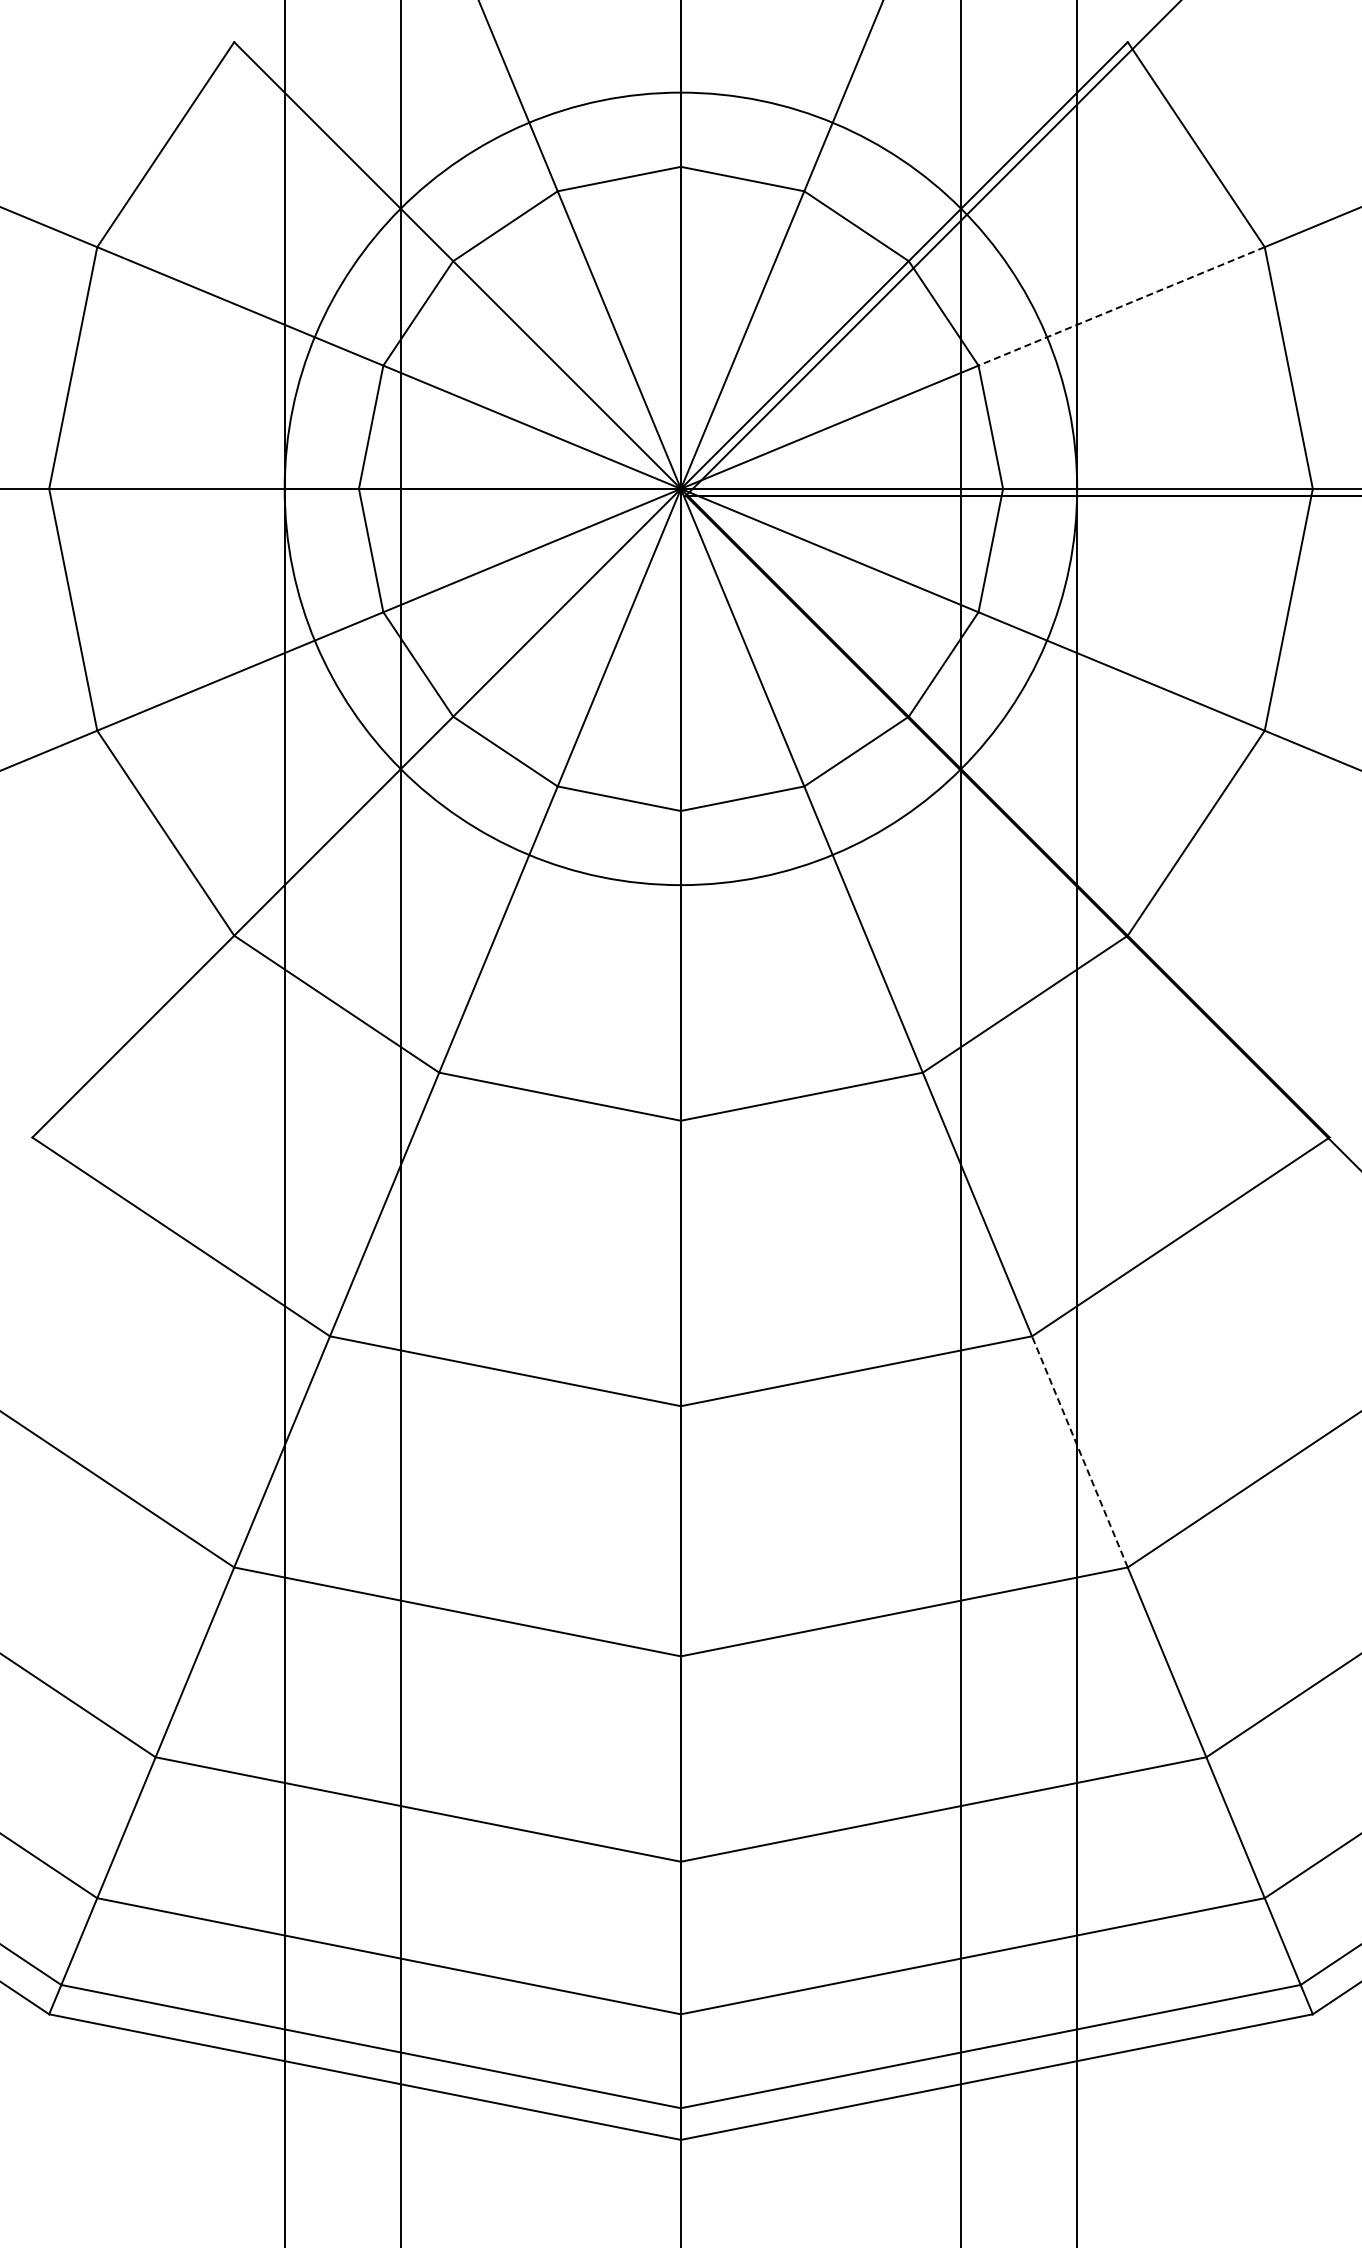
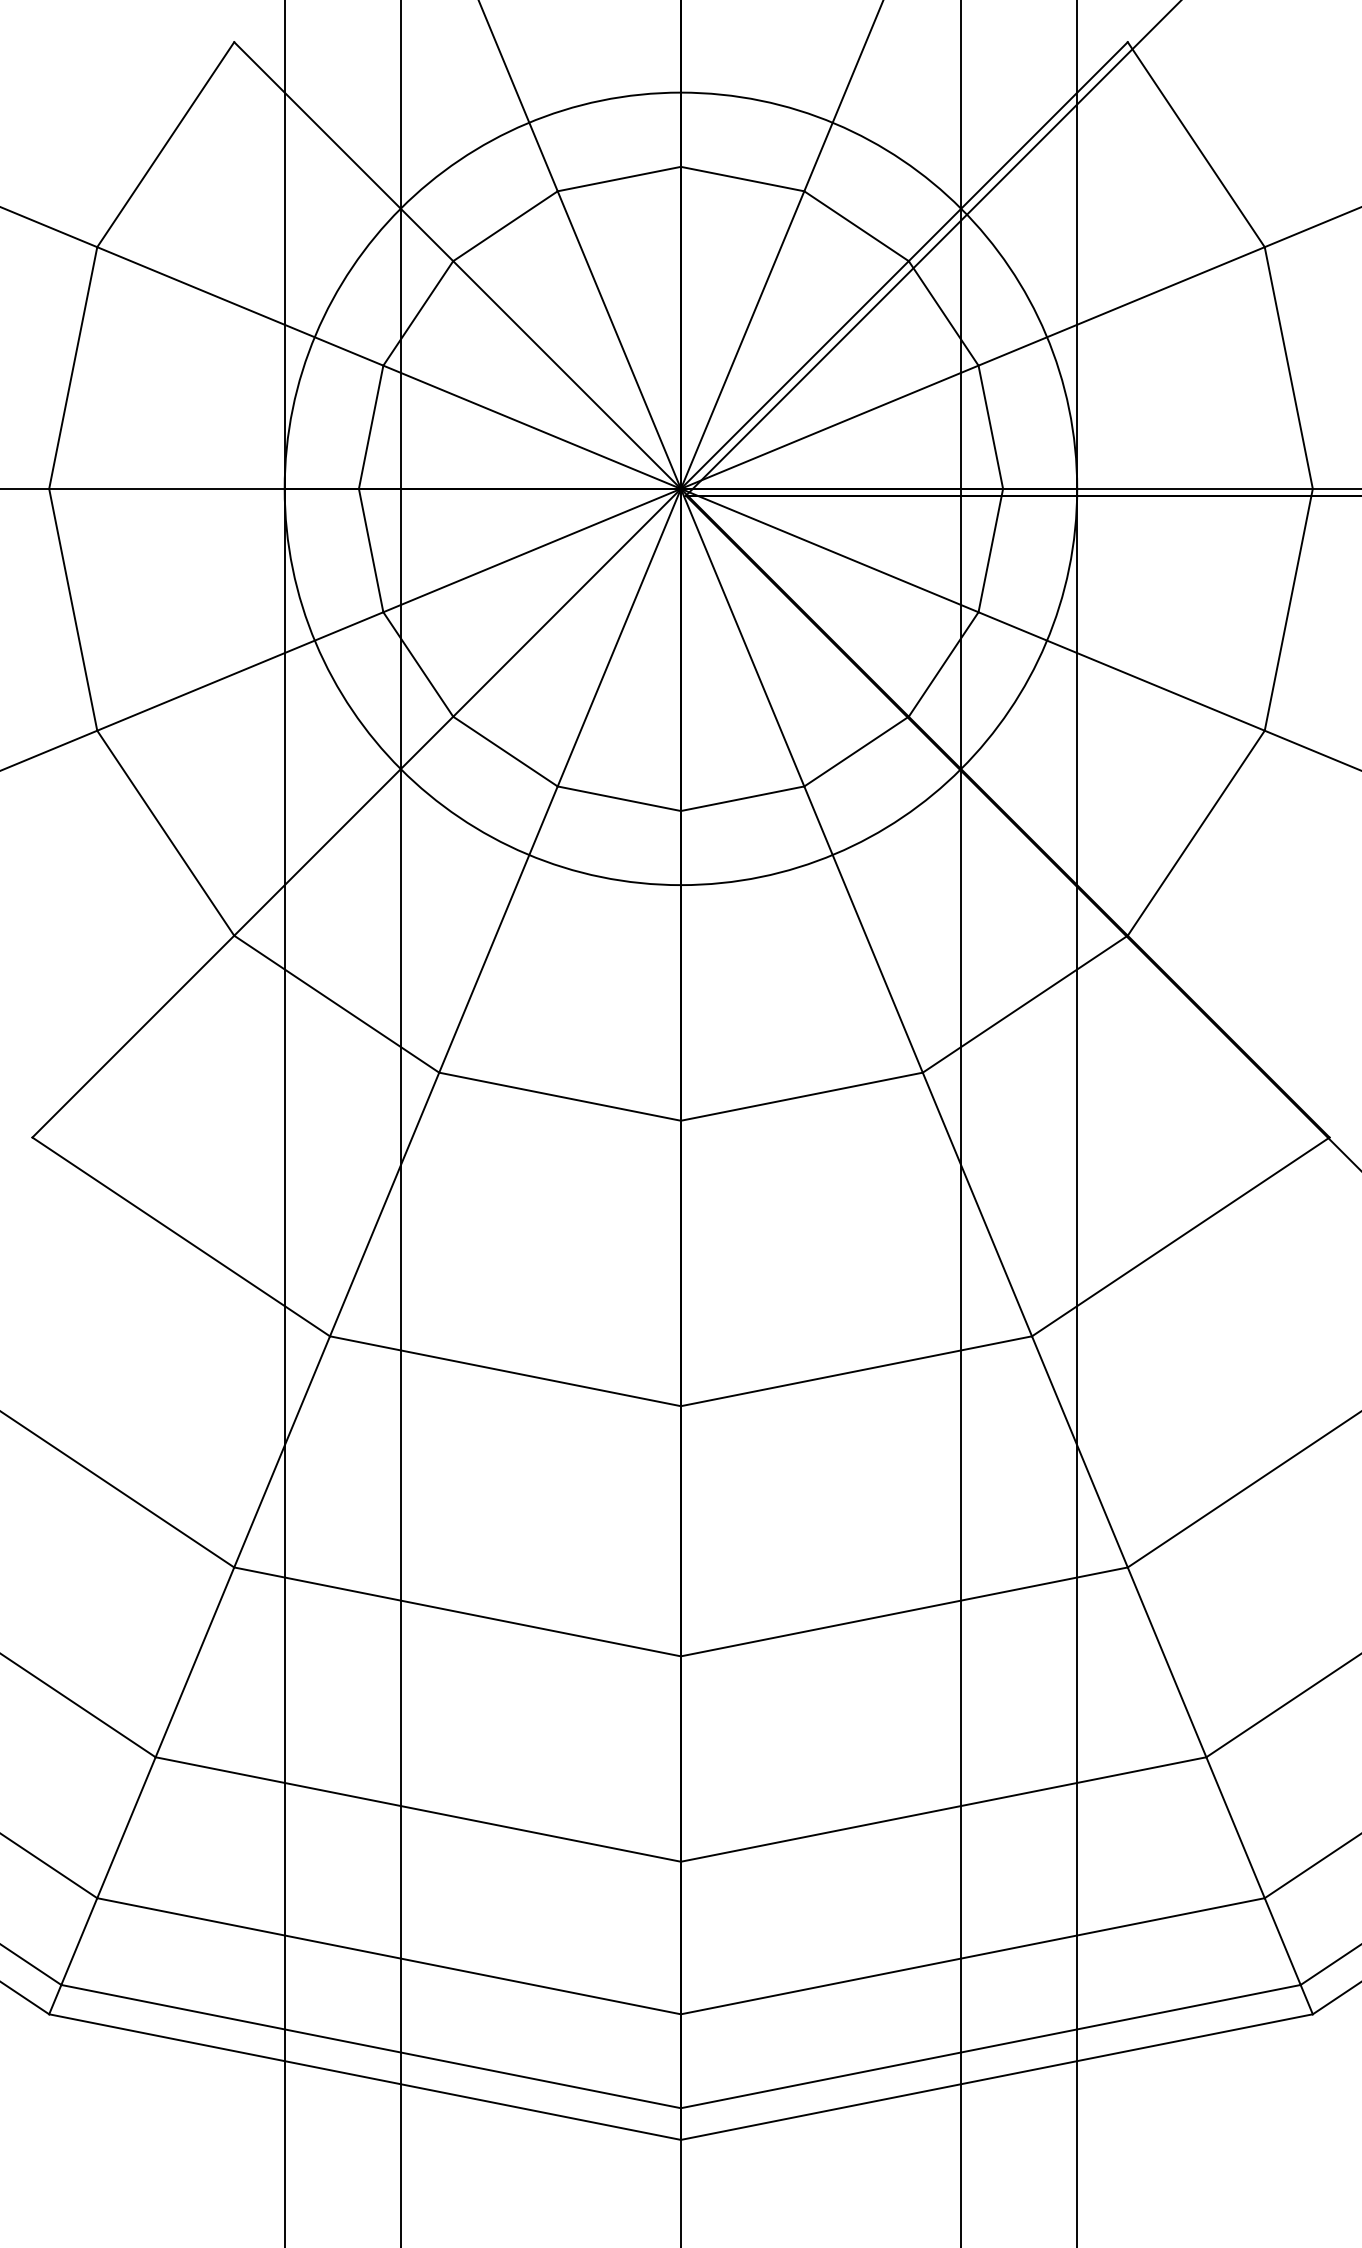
line: dashed -> solid (1121, 306)
line: dashed -> solid (1079, 1451)
